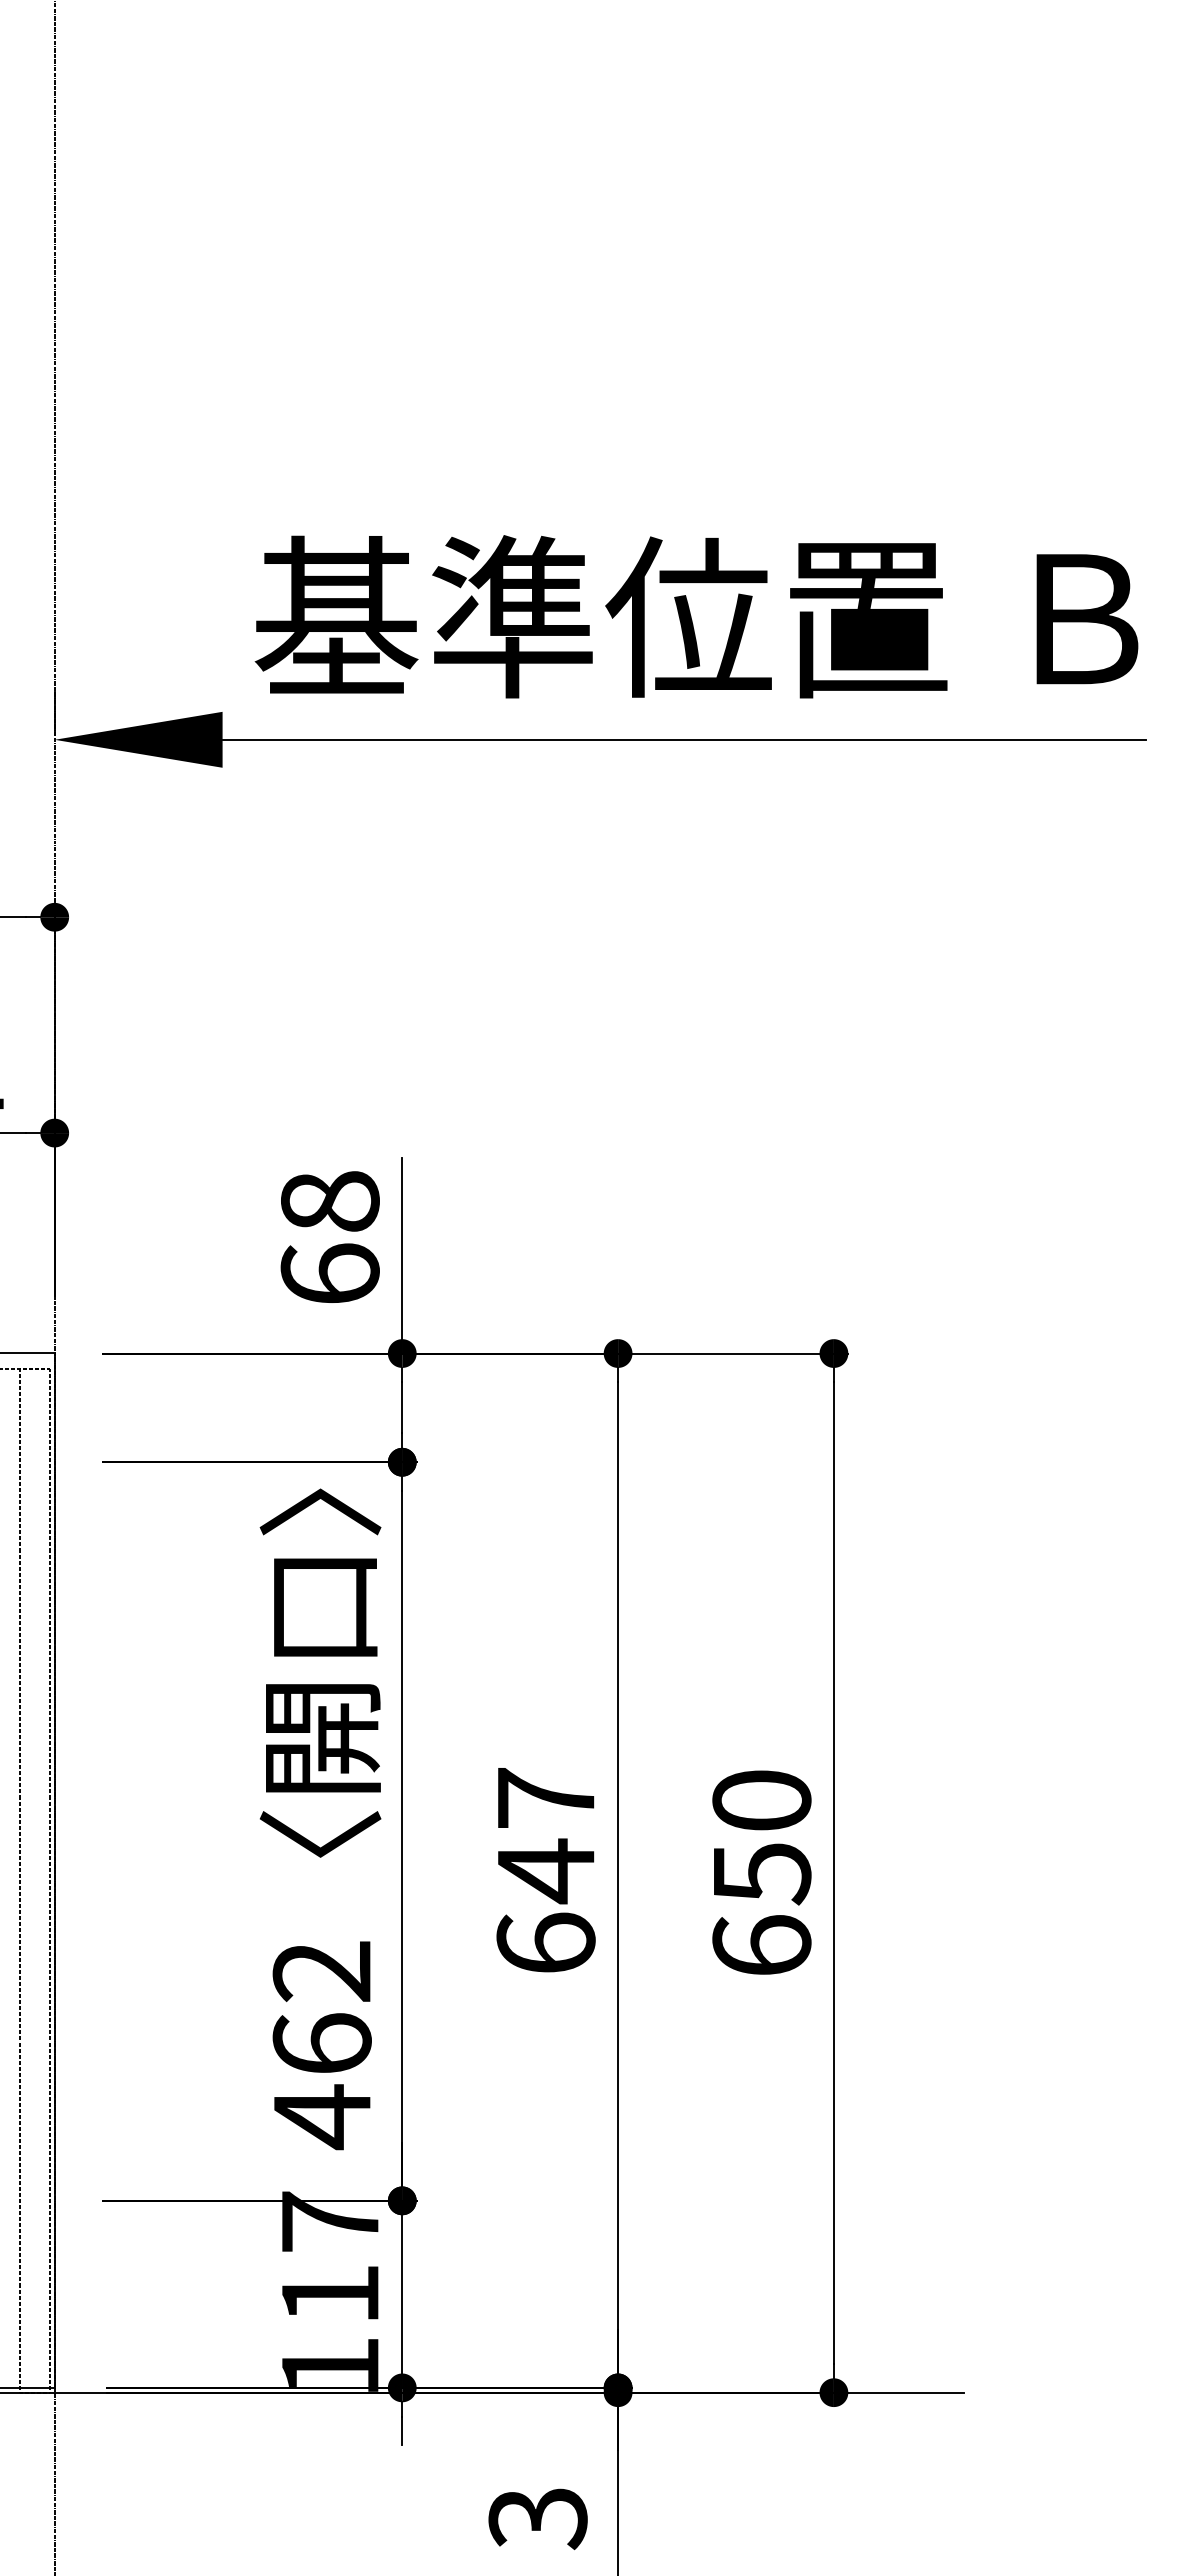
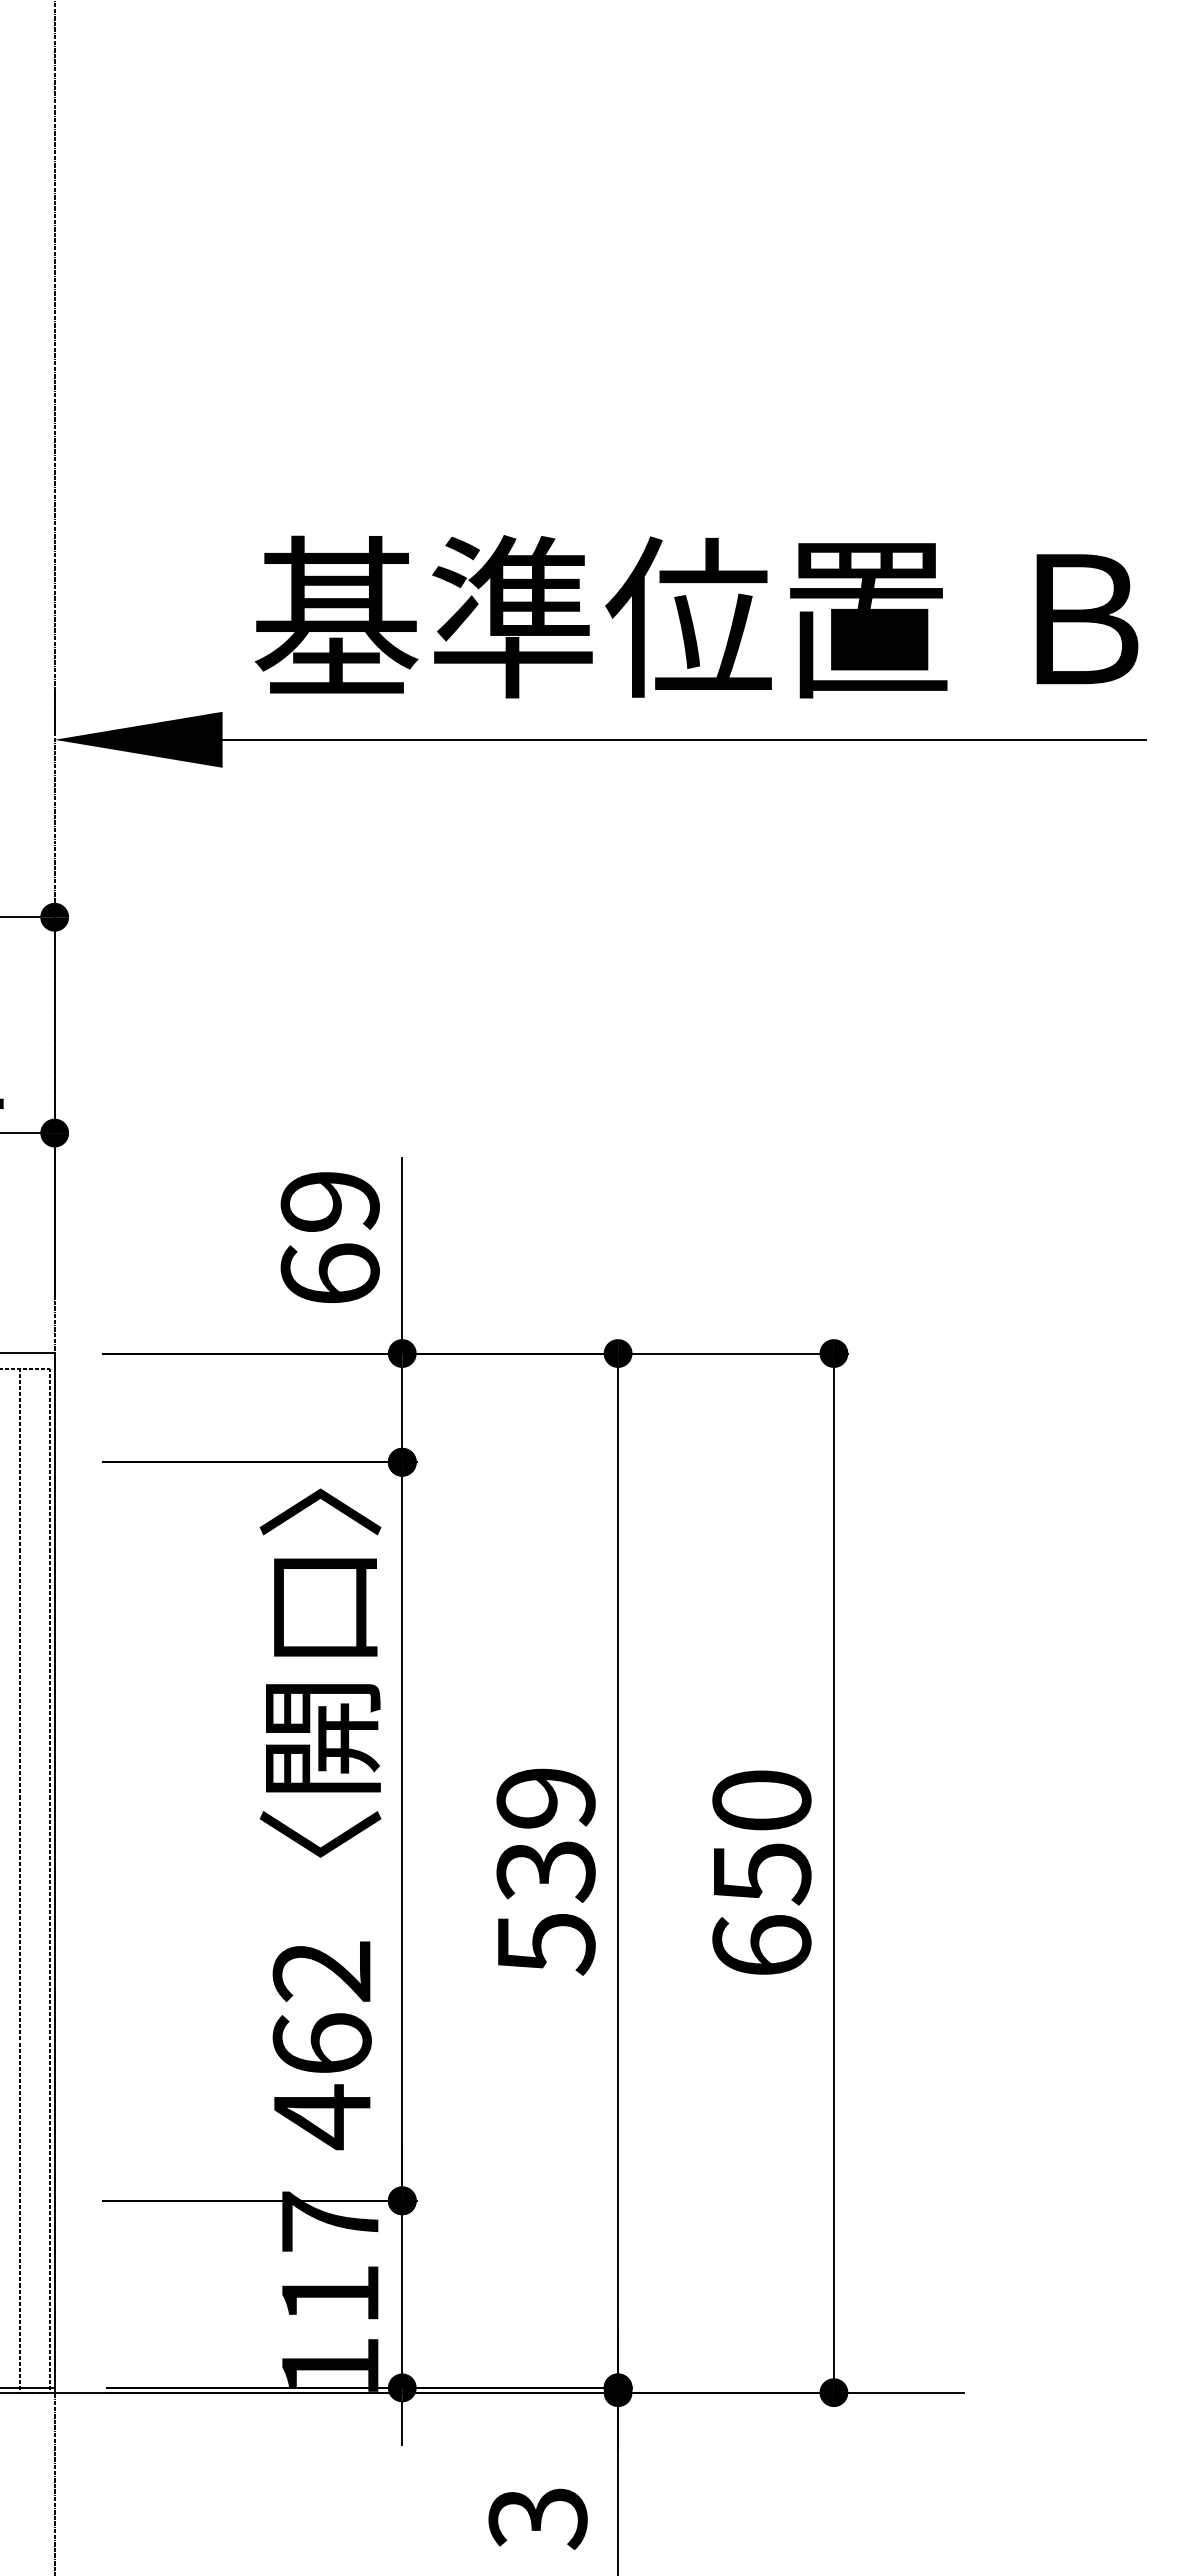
text: 68 -> 69 (329, 1201)
text: 647 -> 539 (545, 1871)
